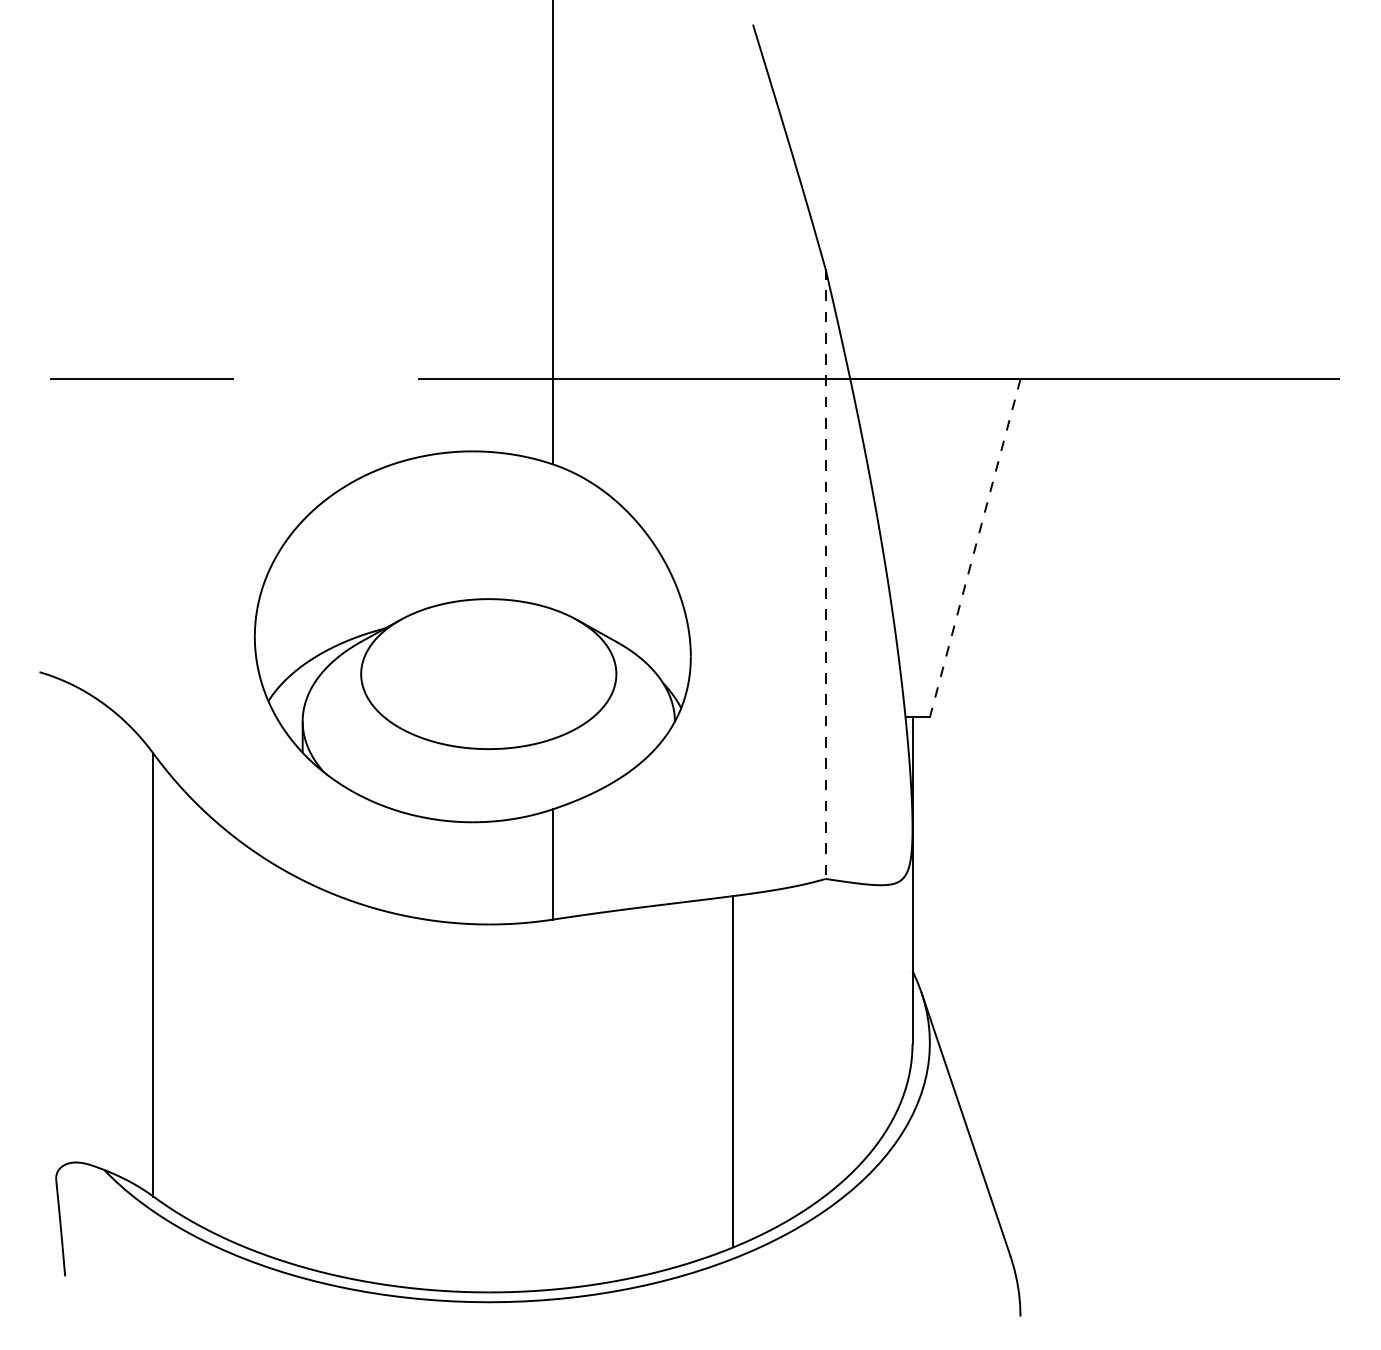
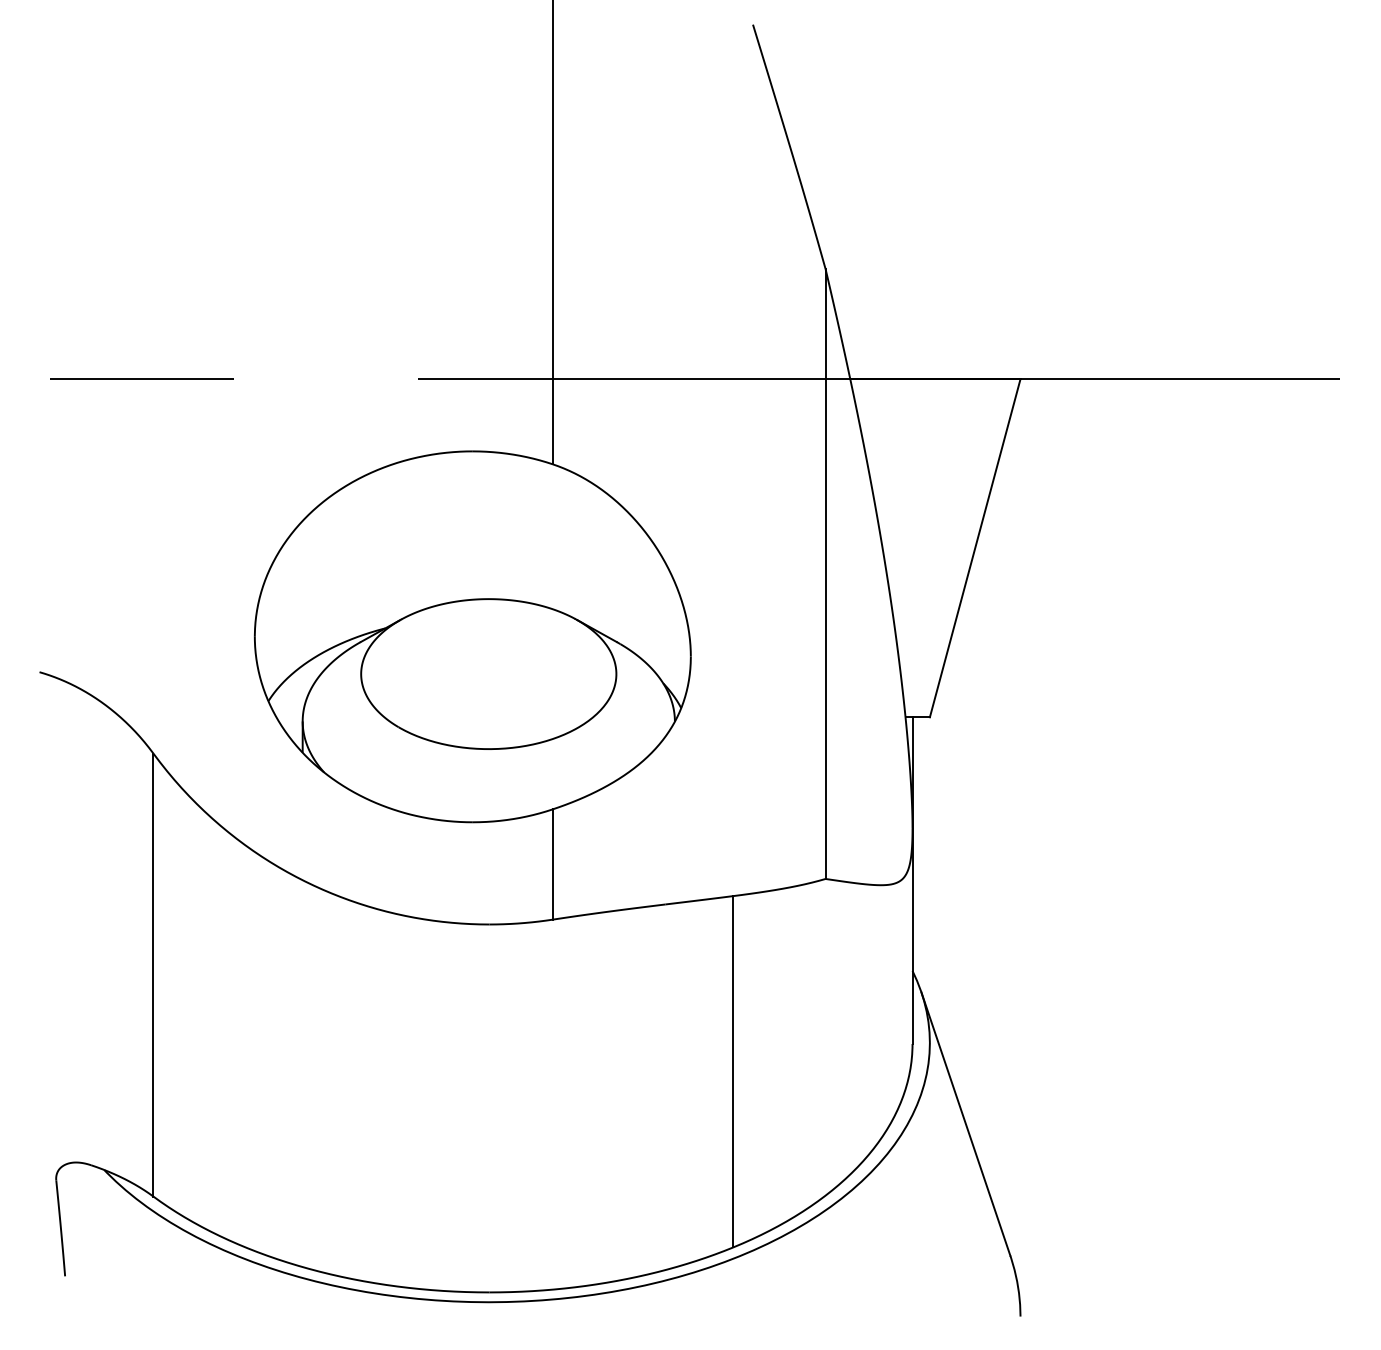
line: dashed -> solid (975, 548)
line: dashed -> solid (825, 574)
